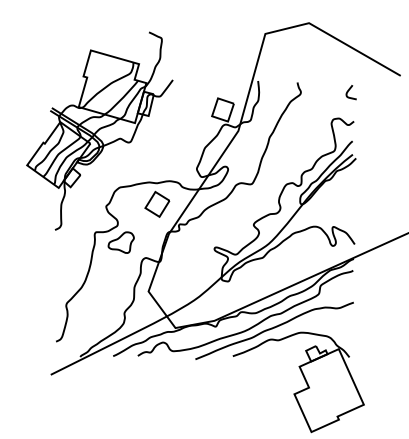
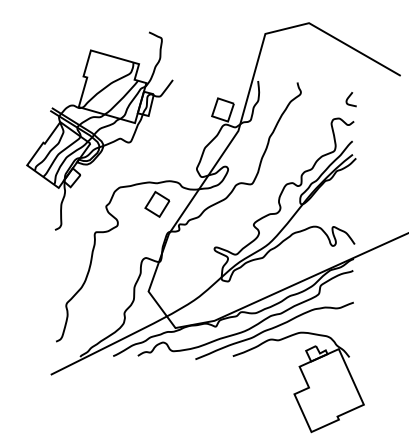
curve position: (348, 92) -> (348, 99) (348, 99)
part: present -> none (120, 242)
